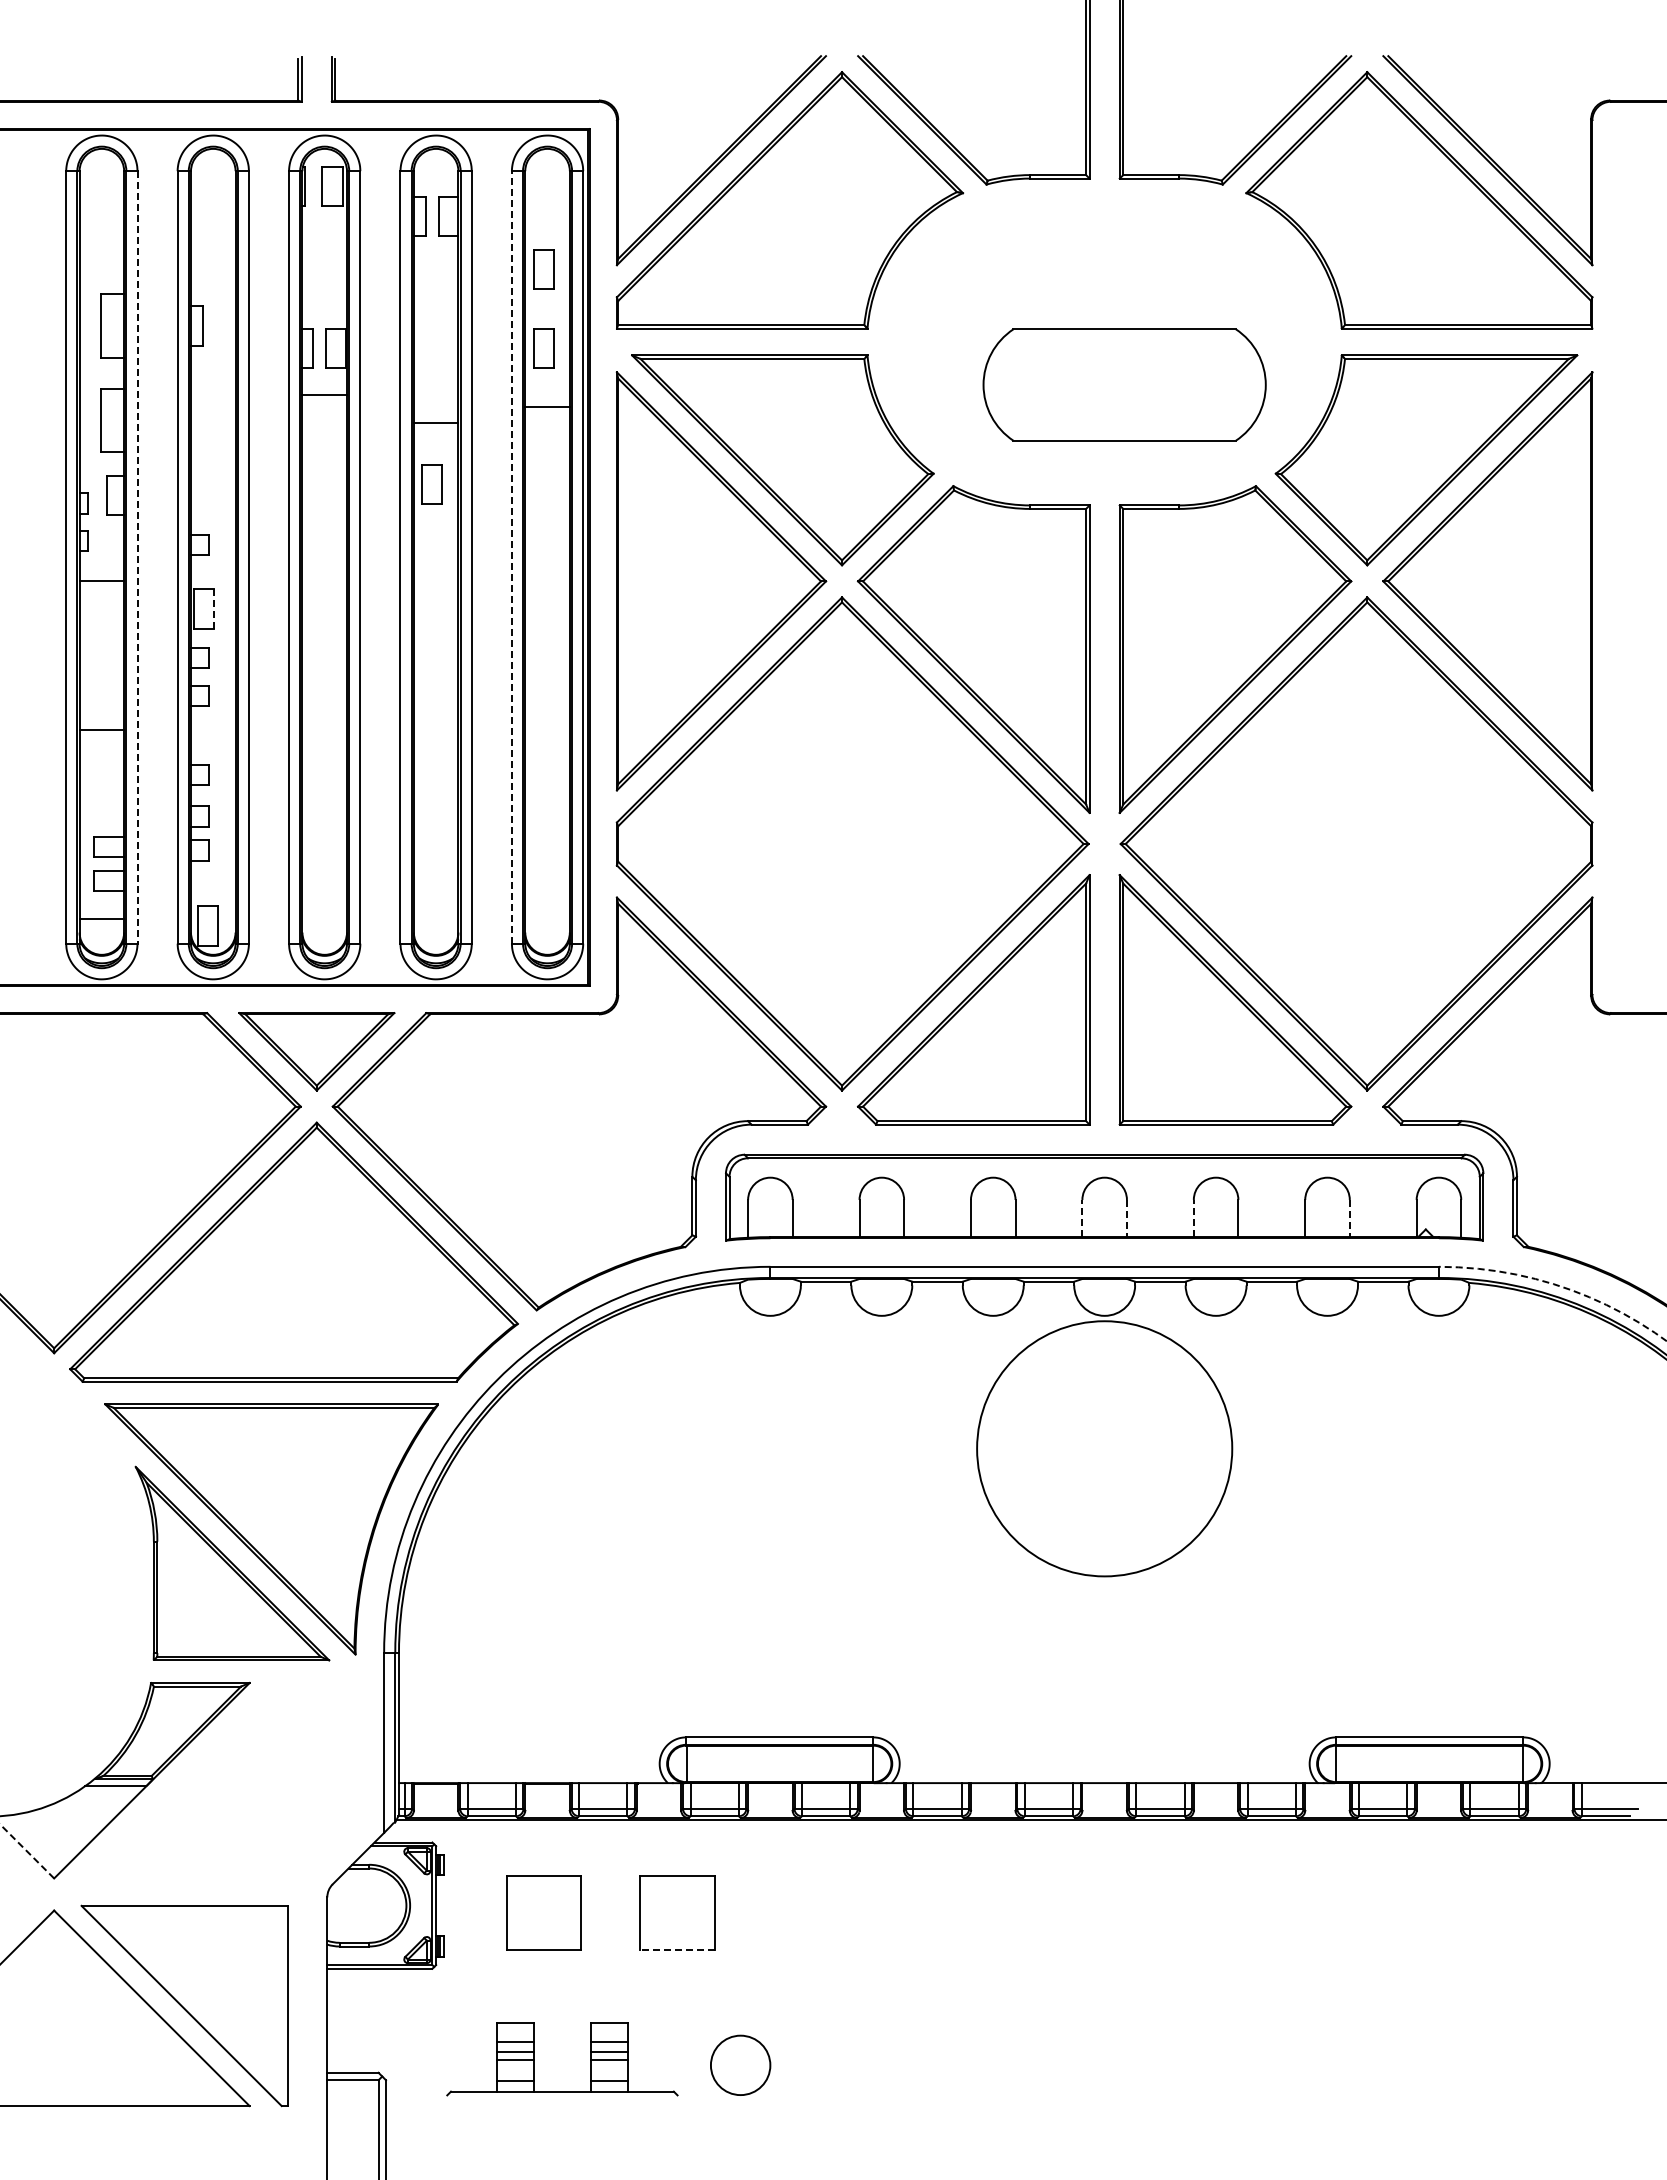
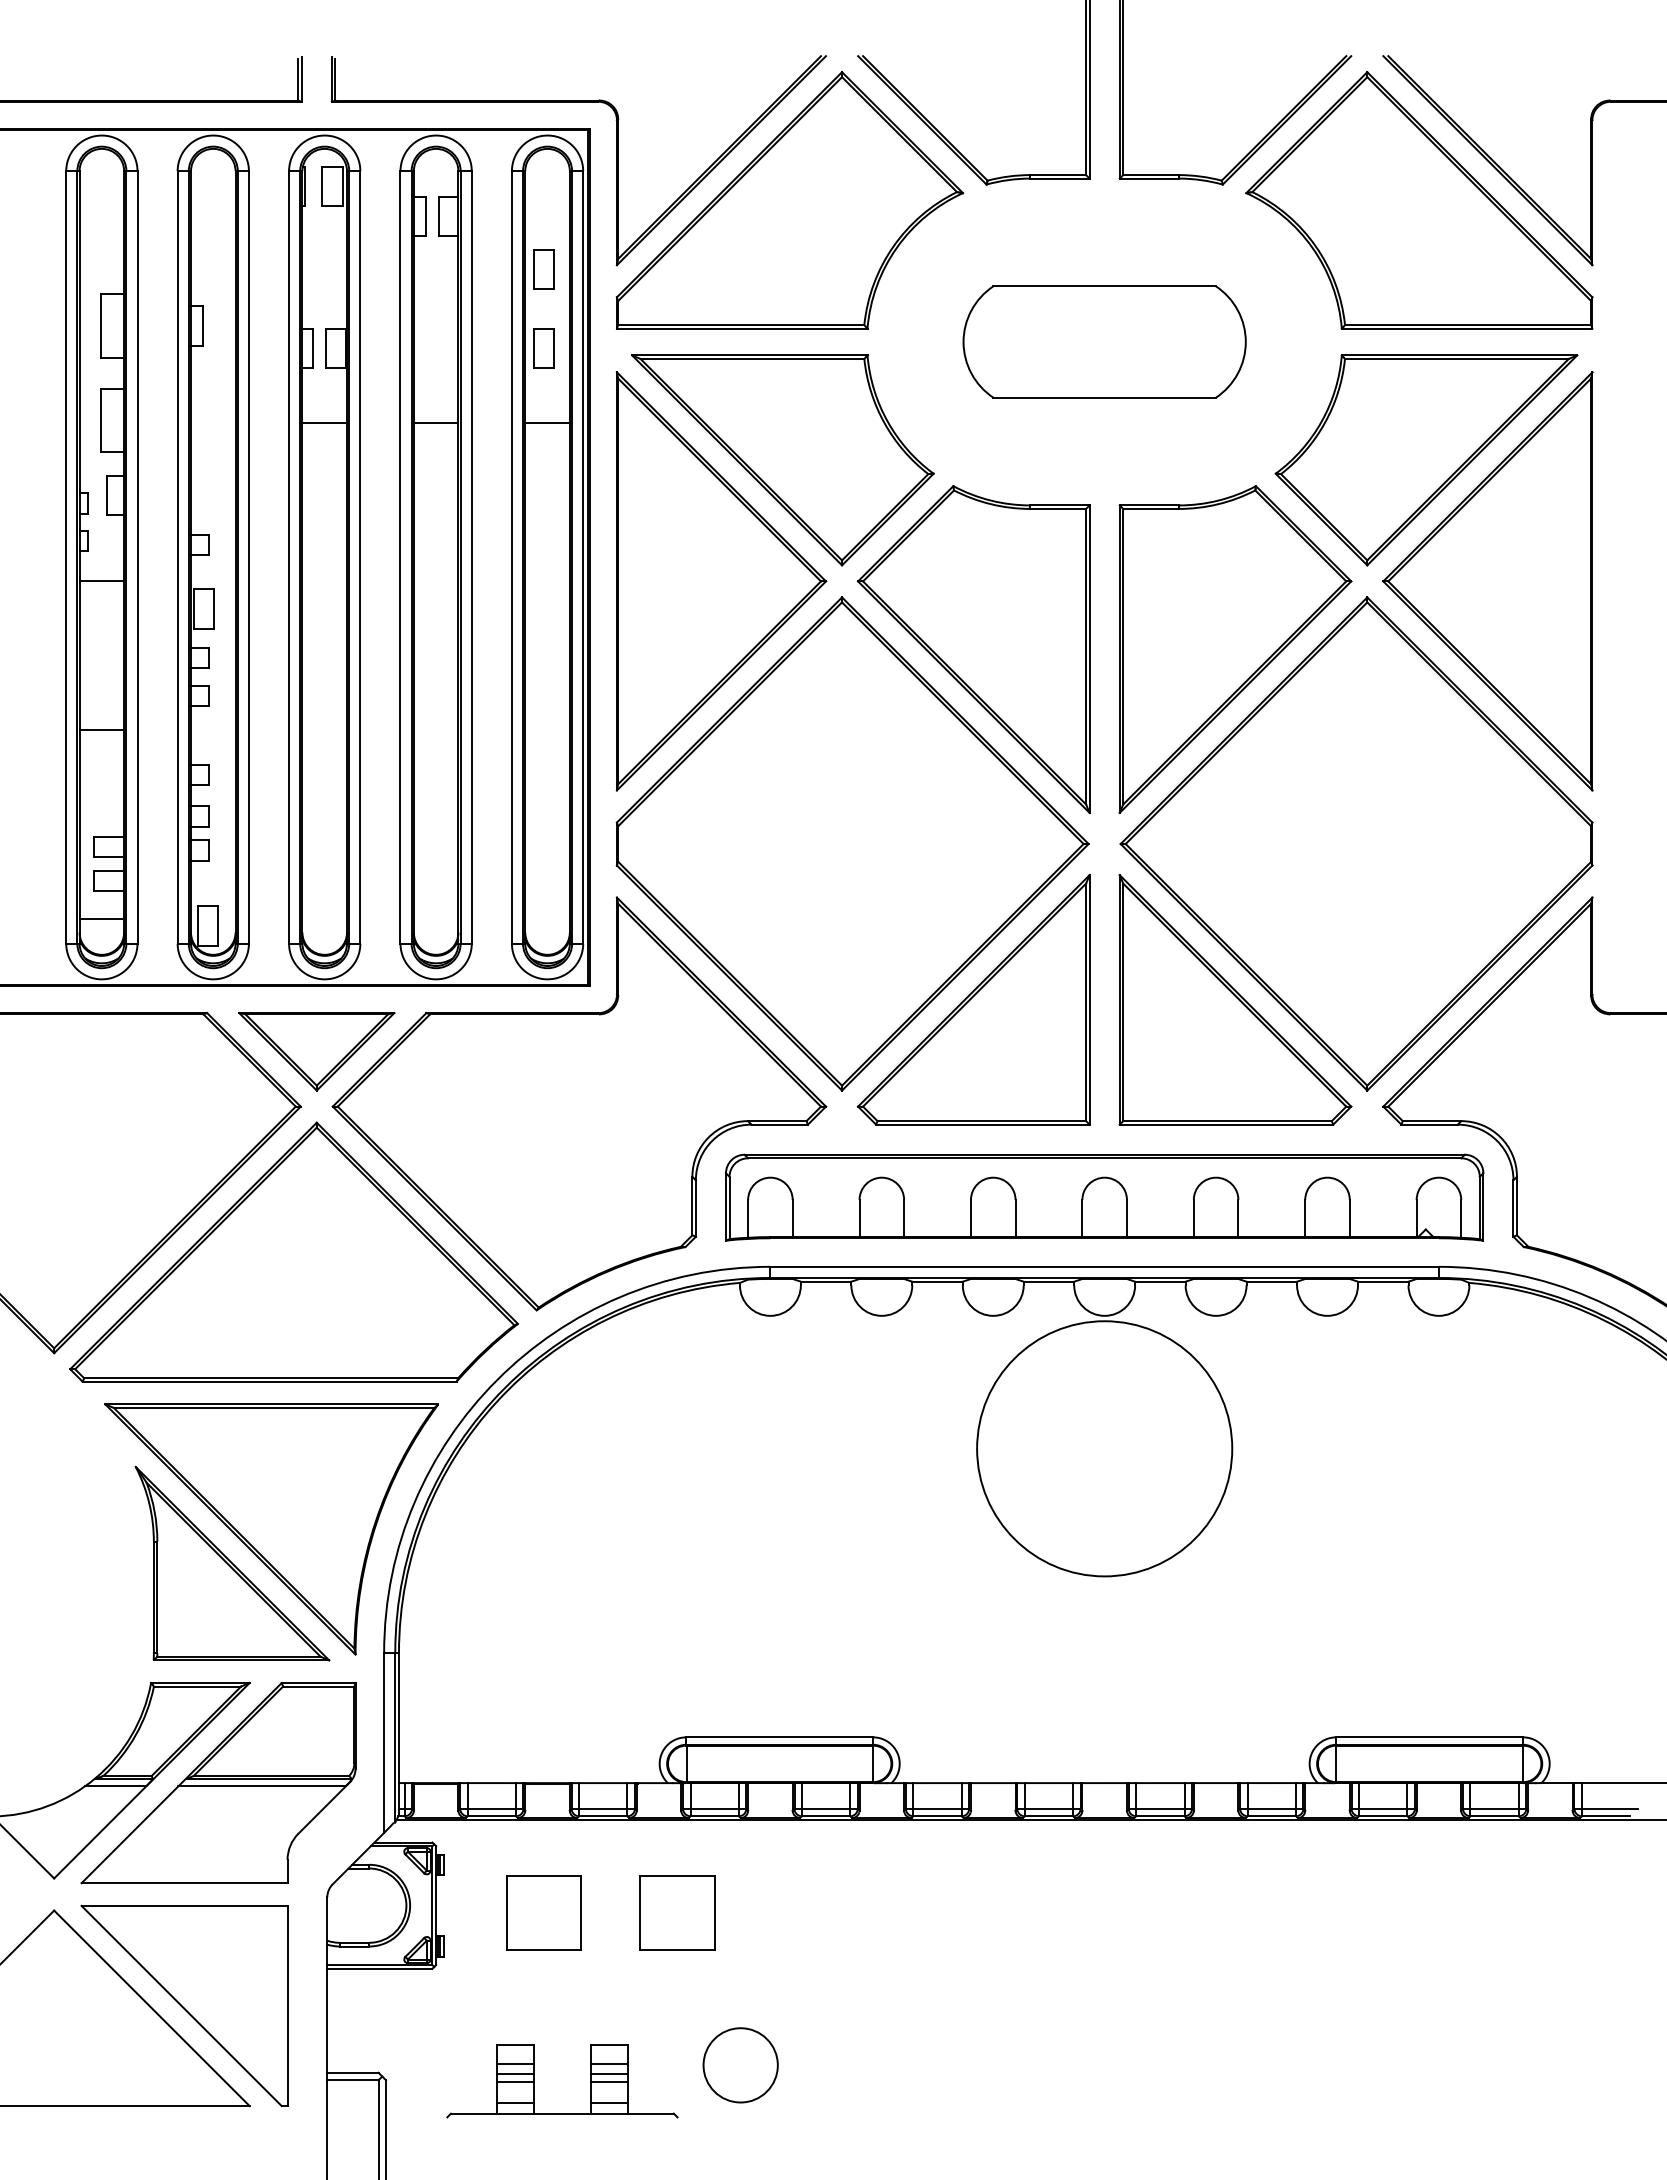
part position: (1124, 384) -> (1104, 341) (1104, 341)
line position: (324, 394) -> (324, 422) (324, 422)
line position: (547, 406) -> (547, 422) (547, 422)
part: present -> none (431, 484)
line: dashed -> solid (511, 556)
line: dashed -> solid (137, 557)
line: dashed -> solid (214, 609)
line: dashed -> solid (1082, 1218)
line: dashed -> solid (1126, 1218)
line: dashed -> solid (1193, 1218)
line: dashed -> solid (1349, 1218)
arc: dashed -> solid (1557, 1285)
part: none -> present (218, 1782)
line: dashed -> solid (27, 1851)
line: dashed -> solid (677, 1950)
part position: (534, 2059) -> (534, 2081) (534, 2081)
circle size: 62x62 px -> 77x77 px (740, 2065)
